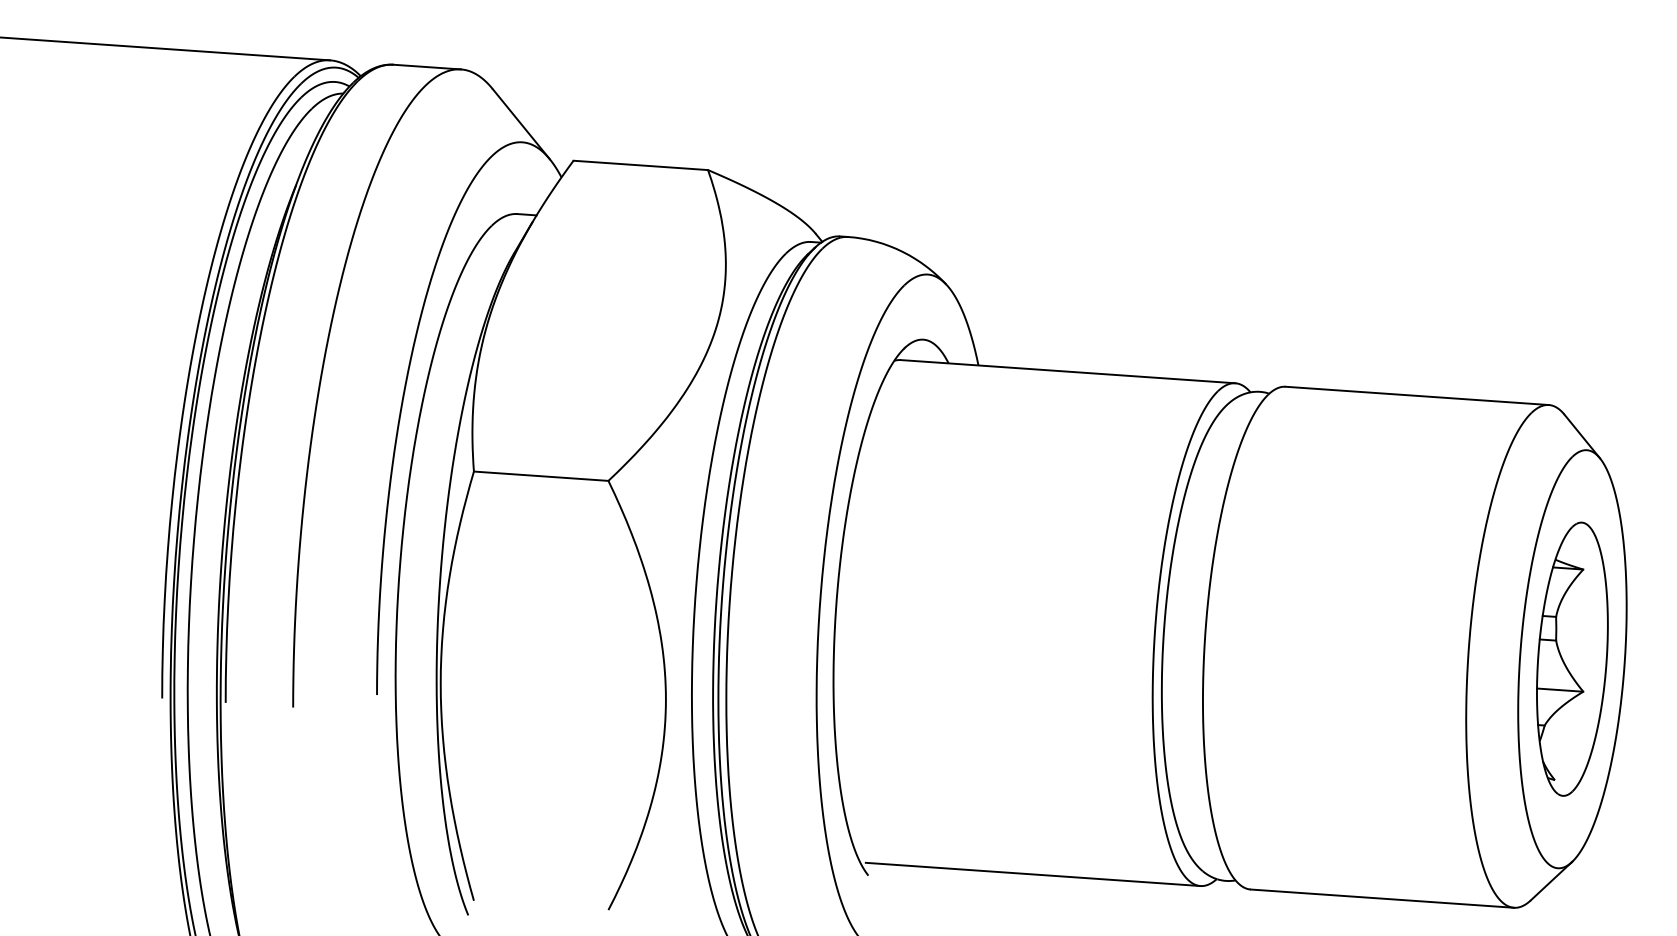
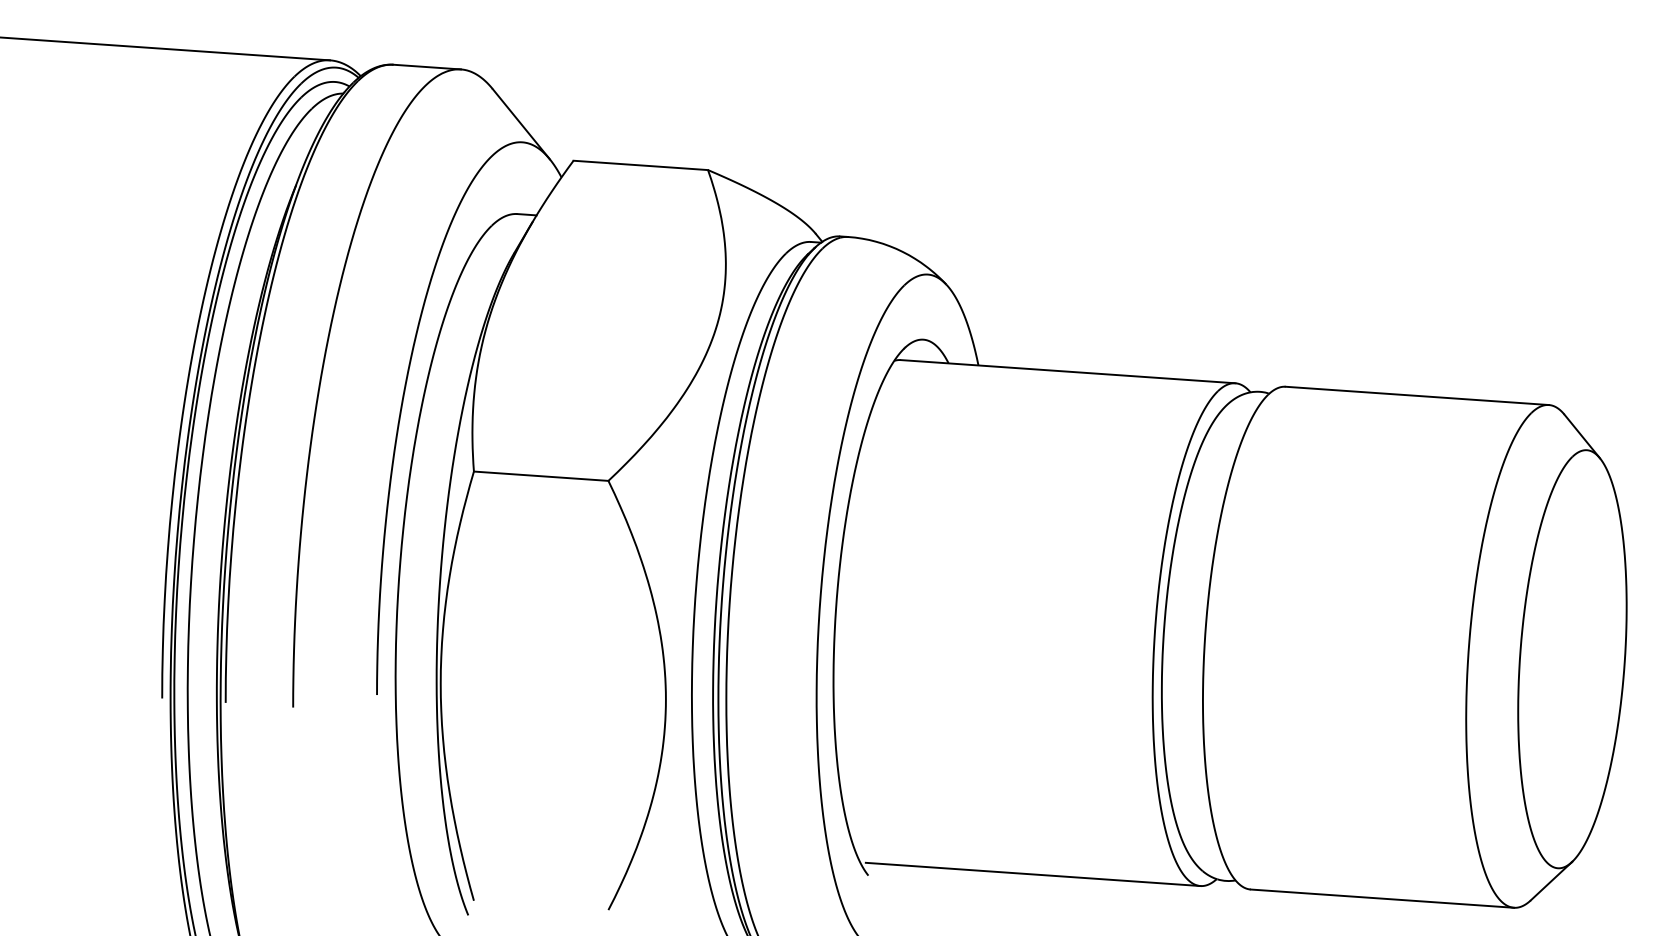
part: present -> none (1572, 658)
